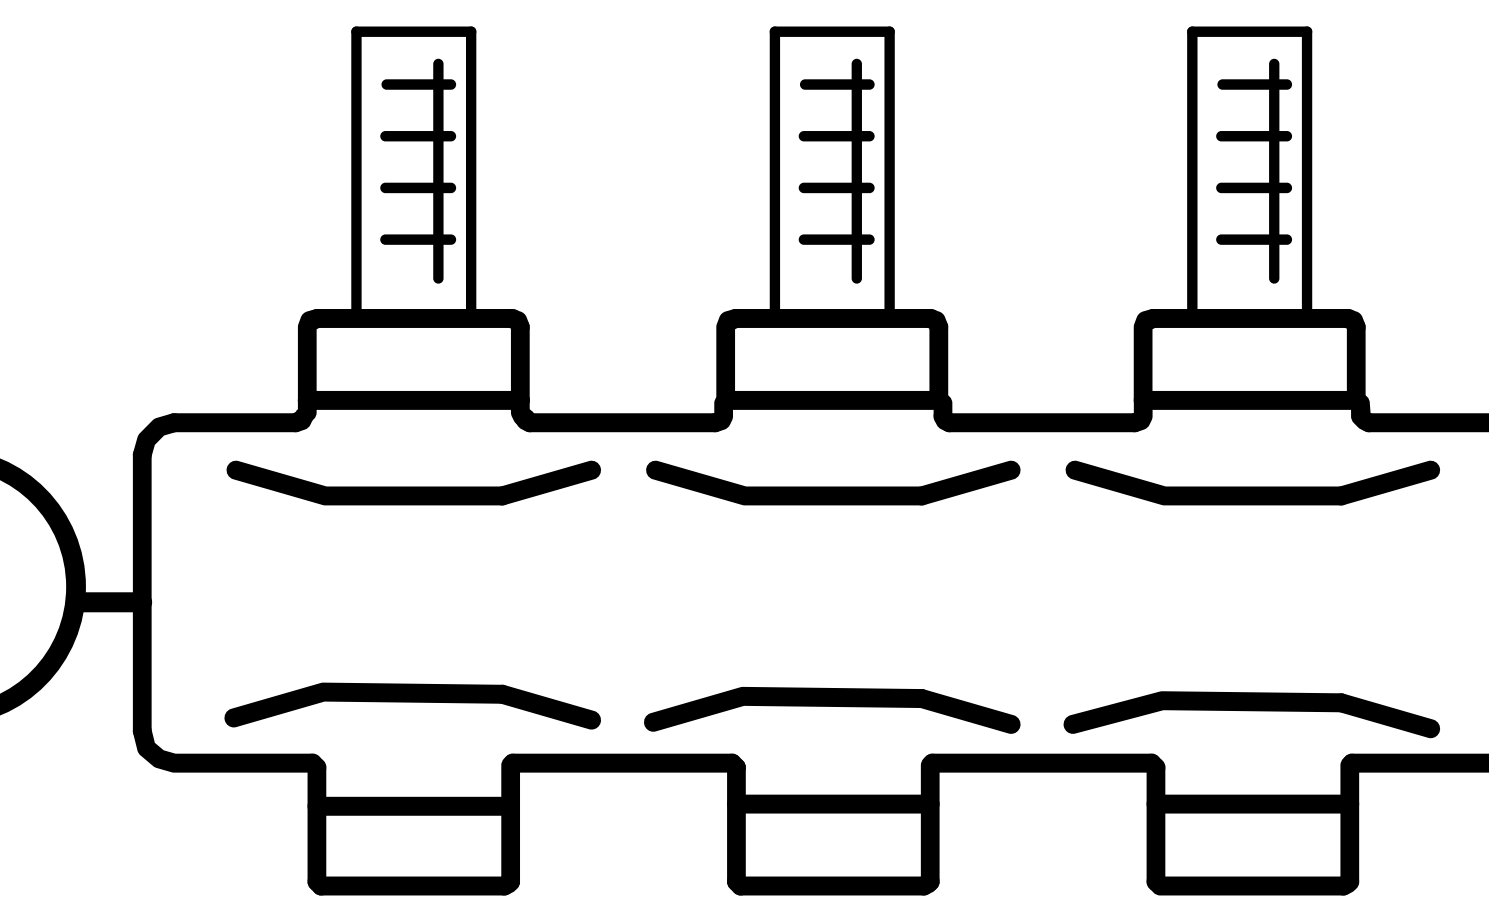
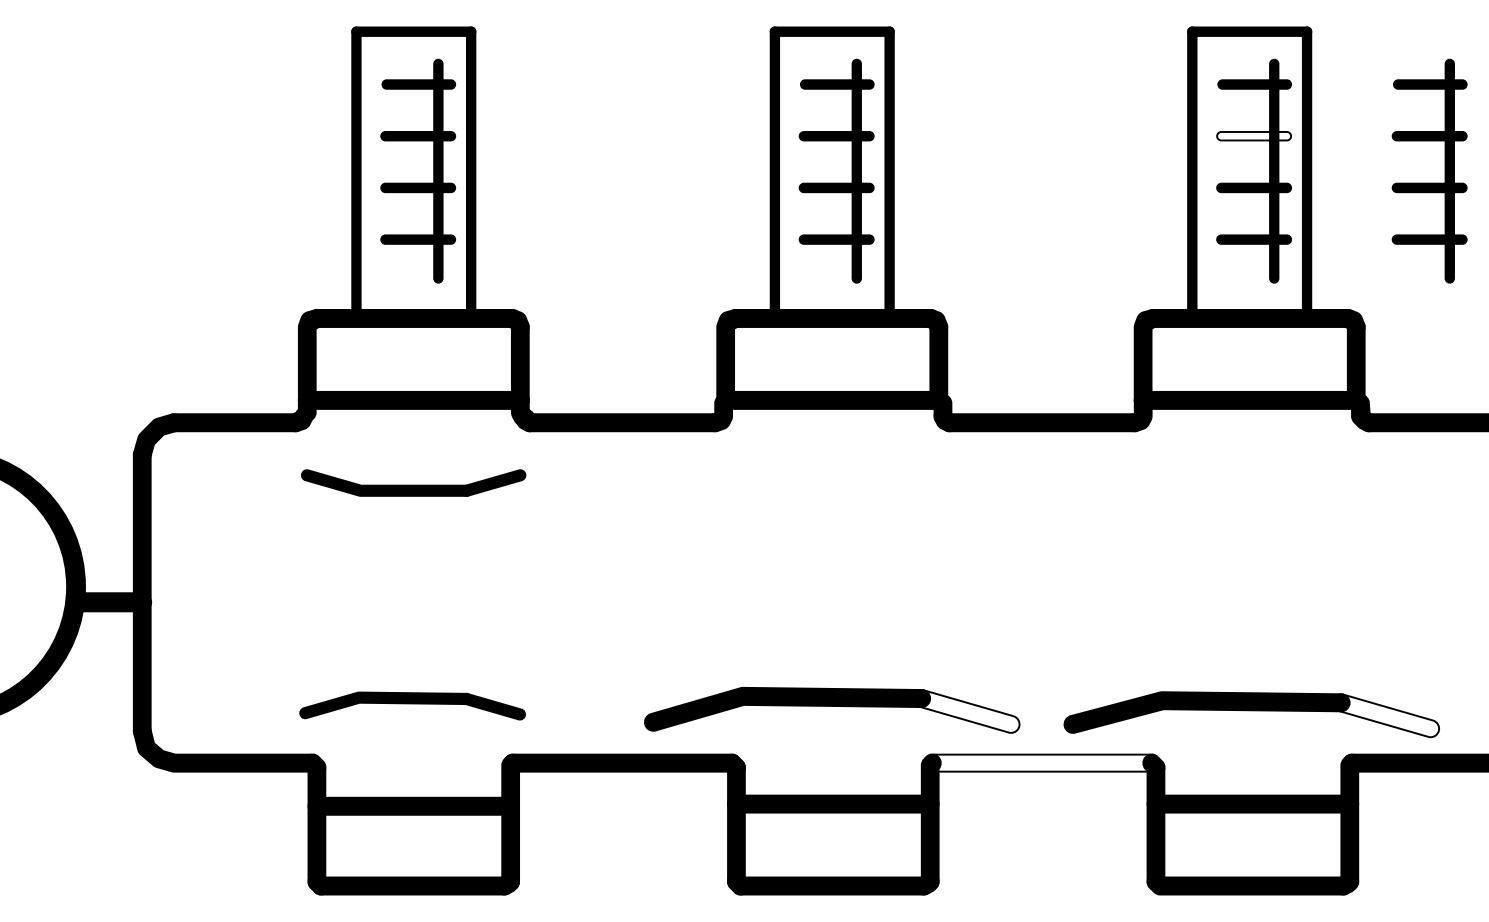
fill: present -> none (1254, 135)
part: none -> present (1429, 182)
part size: 375x46 px -> 226x28 px (413, 482)
part: present -> none (833, 482)
part: present -> none (1252, 482)
part size: 377x48 px -> 227x30 px (412, 705)
fill: present -> none (966, 711)
fill: present -> none (1385, 715)
fill: present -> none (1041, 762)
